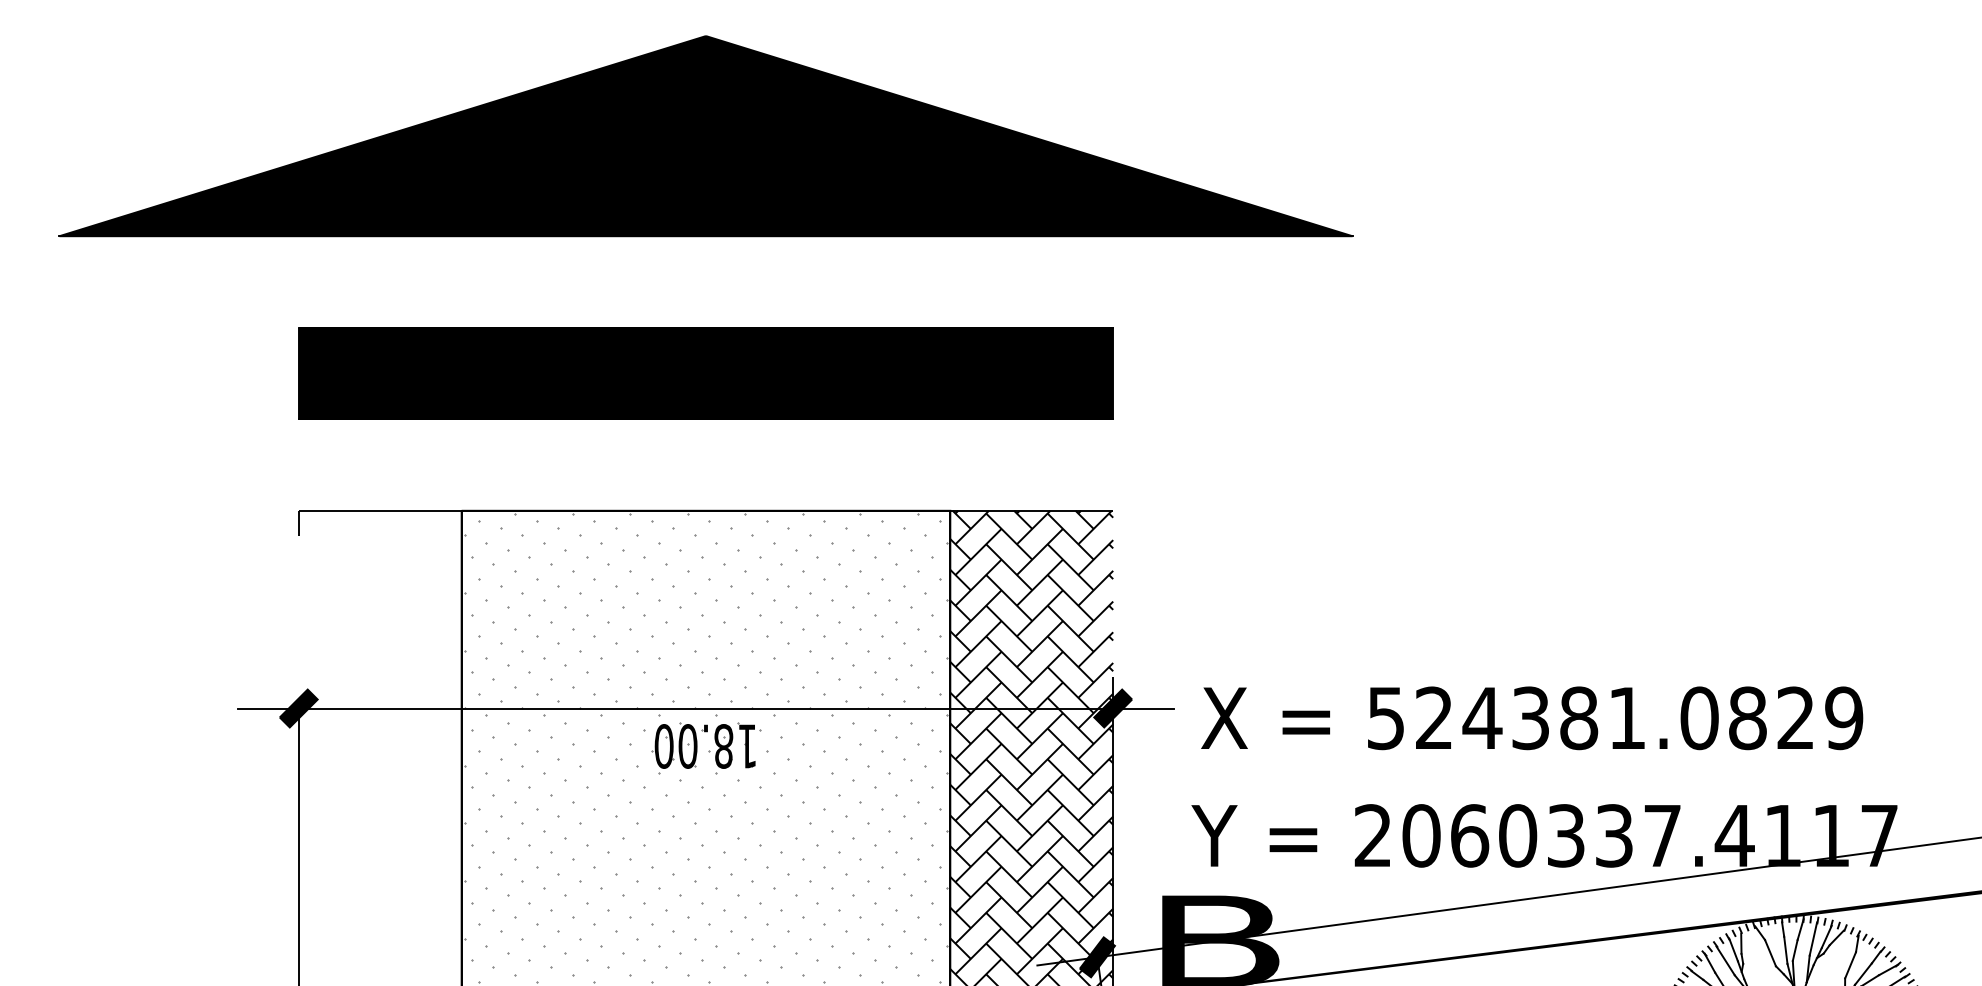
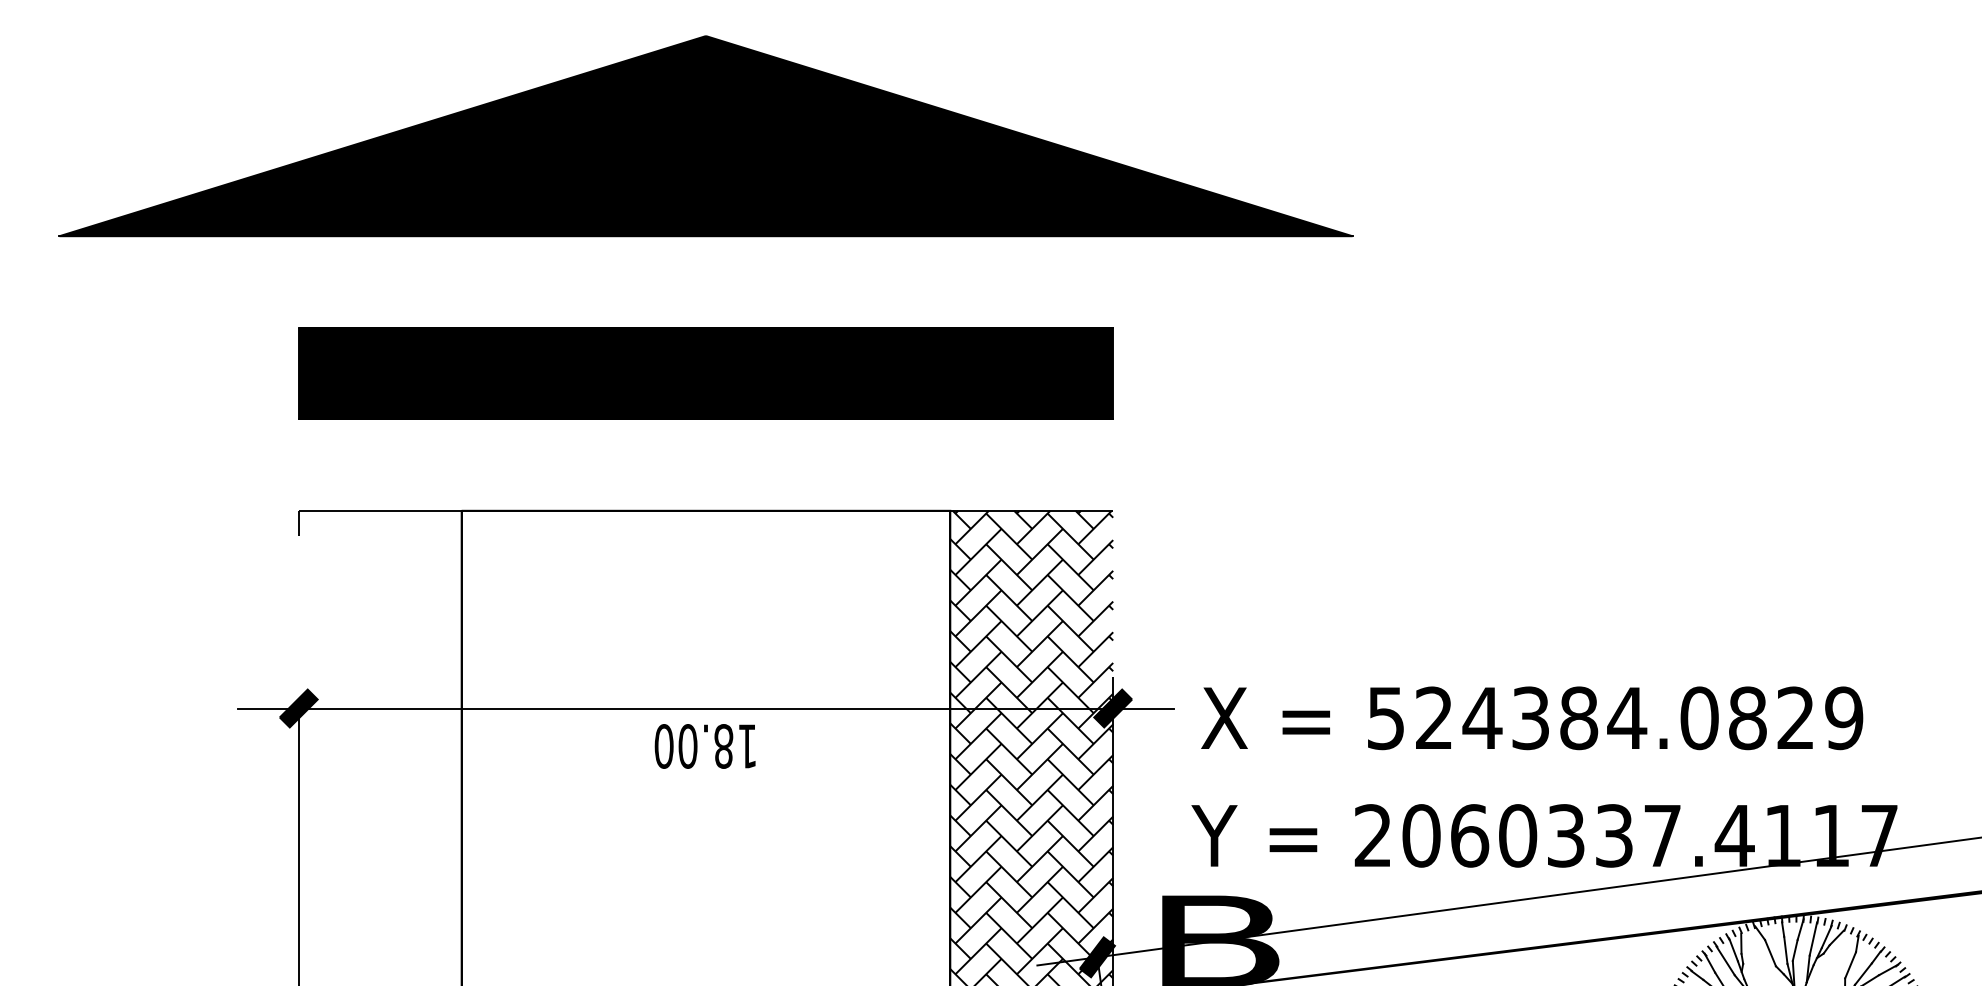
text: 524381.0829 -> 524384.0829 (1627, 717)
hatch: present -> none (705, 747)
